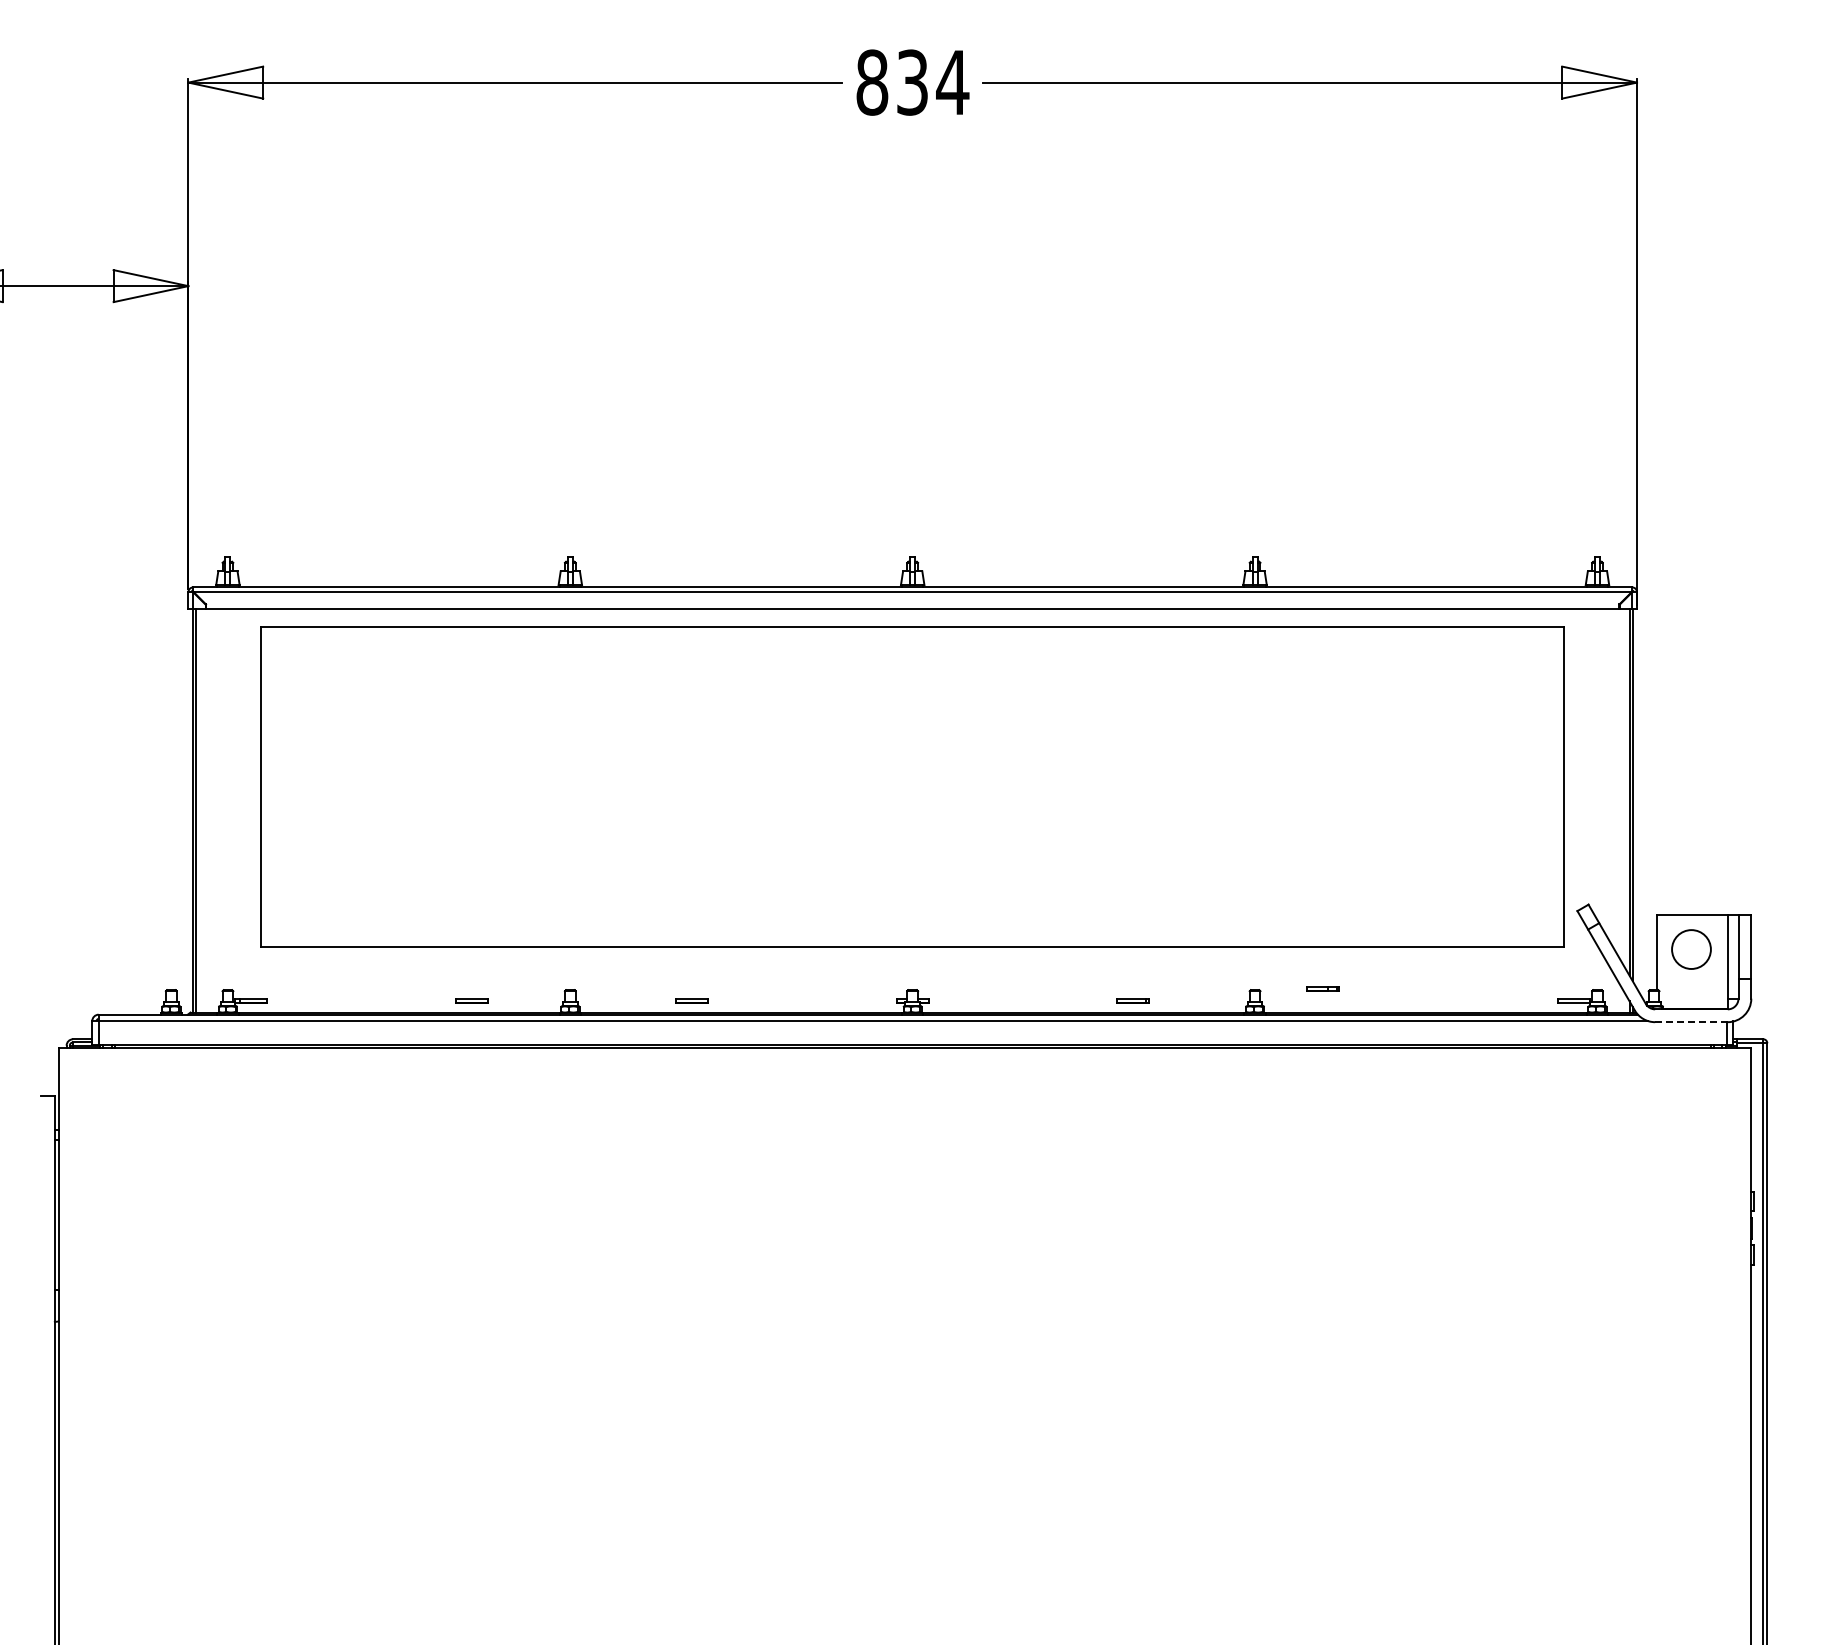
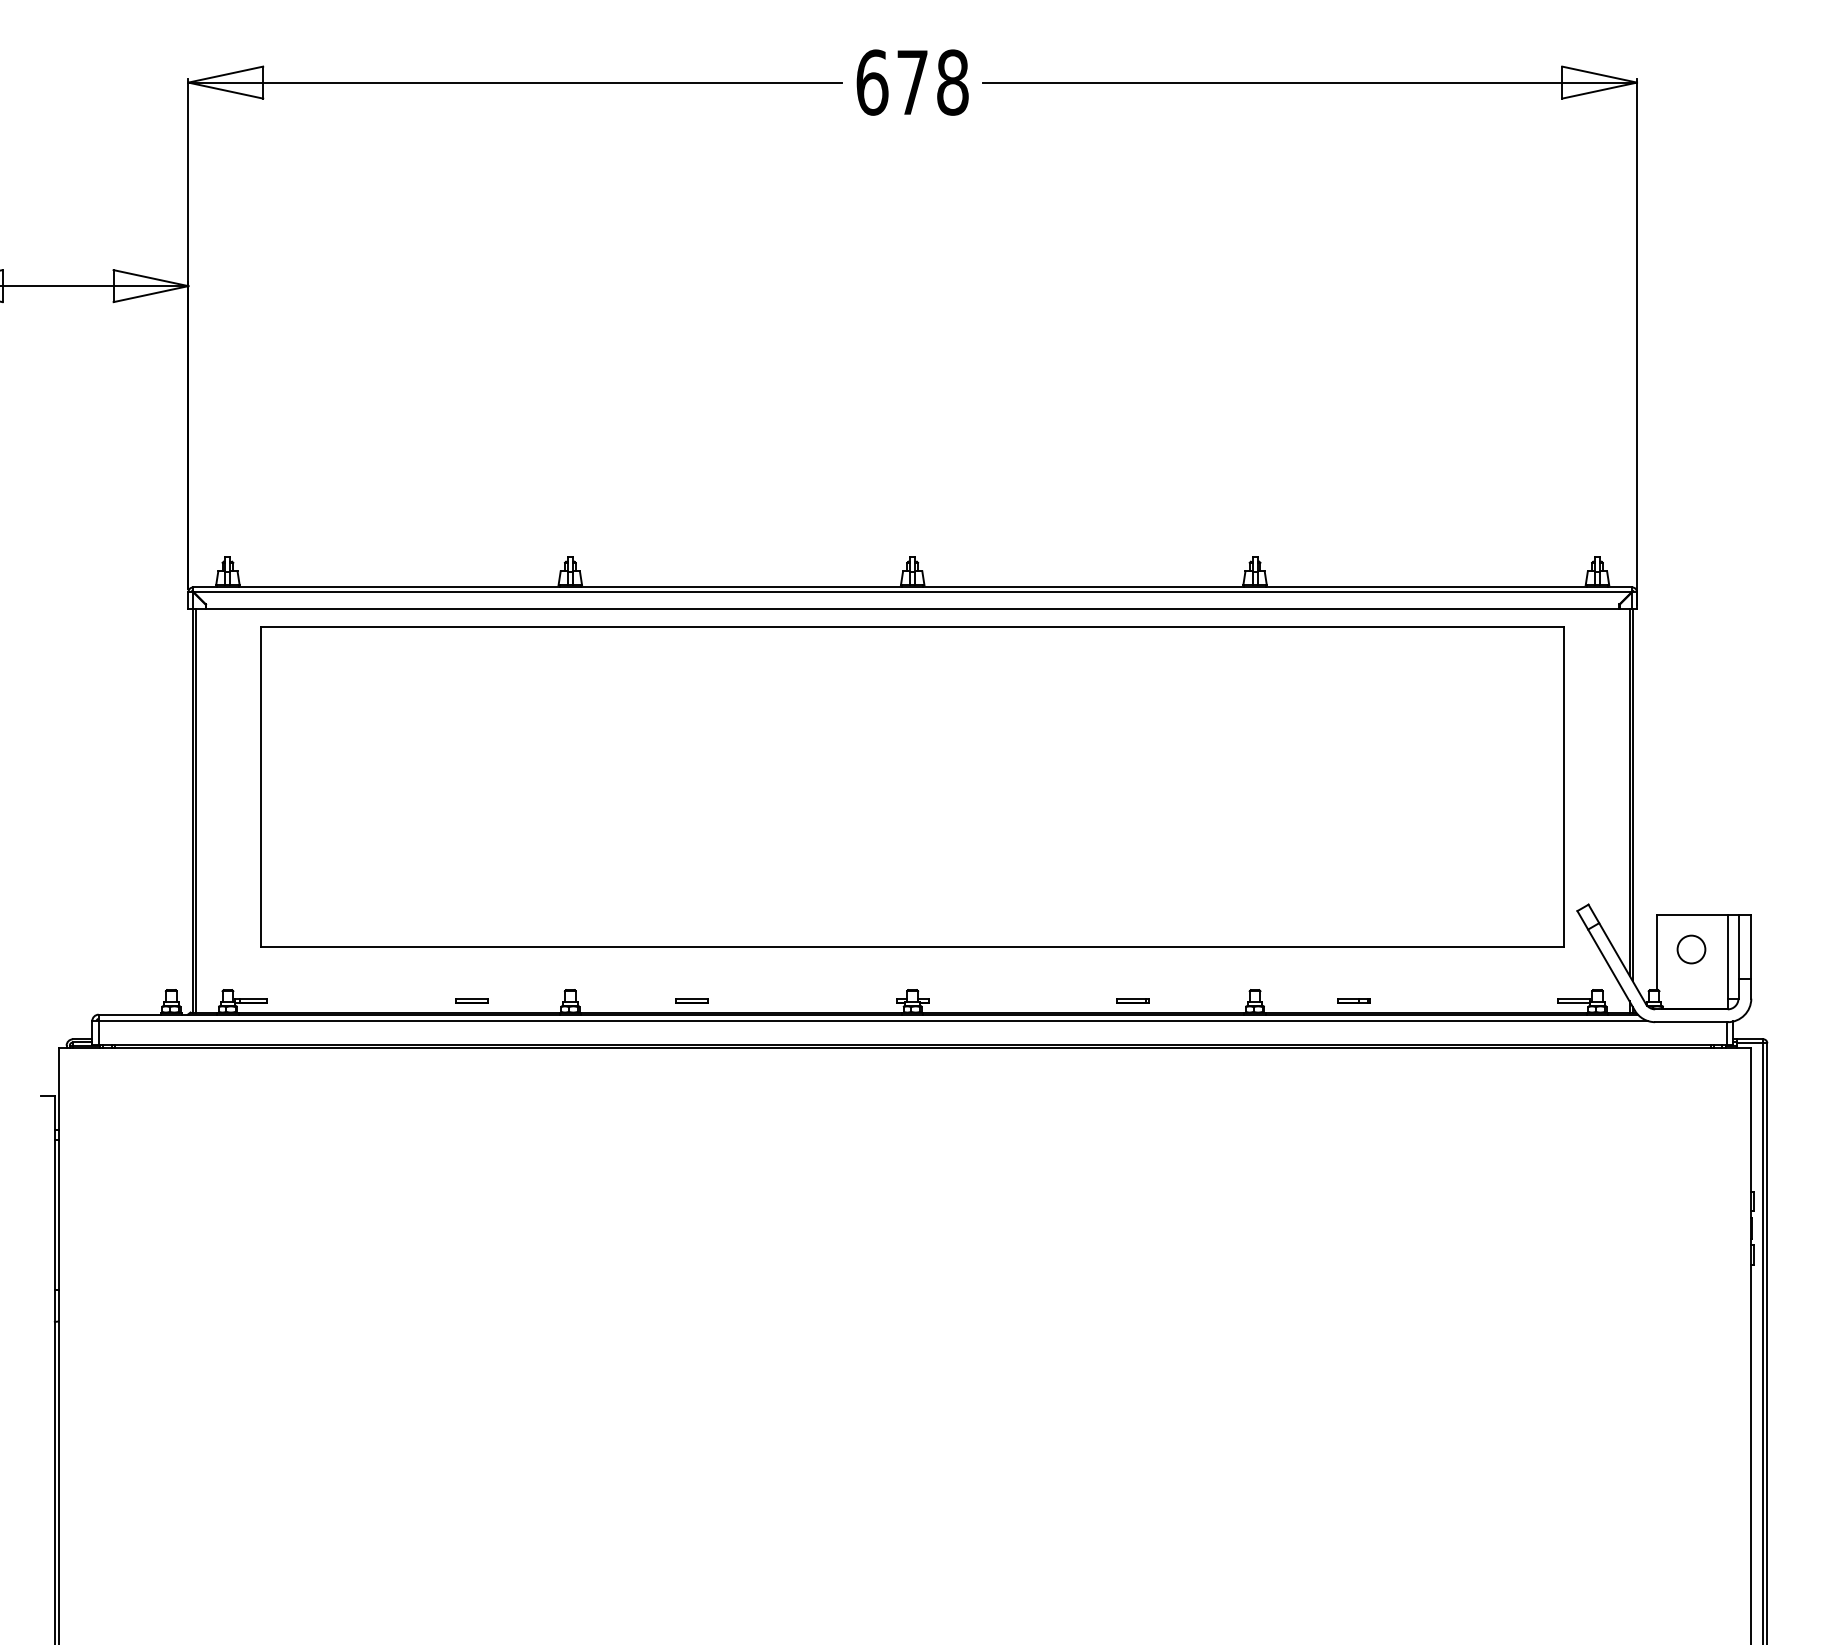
text: 834 -> 678 (912, 82)
circle diameter: 39 px -> 28 px (1691, 949)
part position: (1322, 988) -> (1353, 1000) (1353, 1000)
line: dashed -> solid (1690, 1022)
